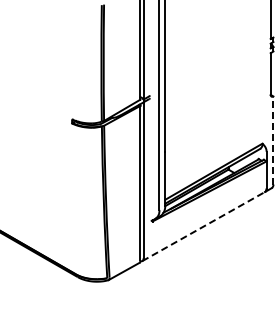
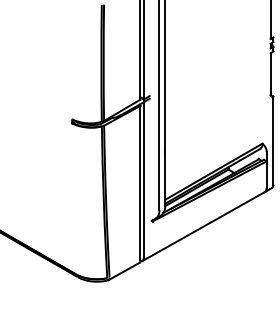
line: dashed -> solid (273, 140)
line: dashed -> solid (204, 226)
